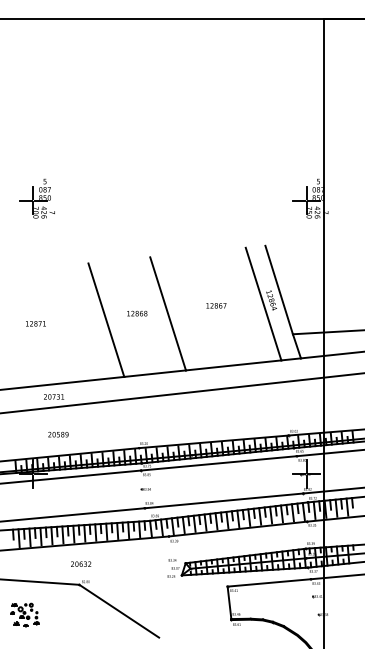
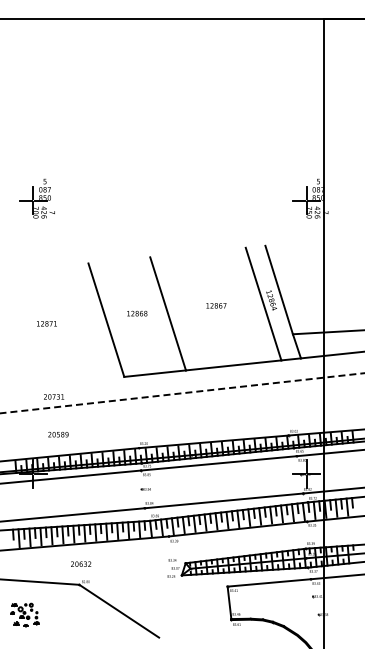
text position: (35, 323) -> (46, 323) (46, 323)
line: present -> none (63, 382)
line: solid -> dashed (181, 393)
